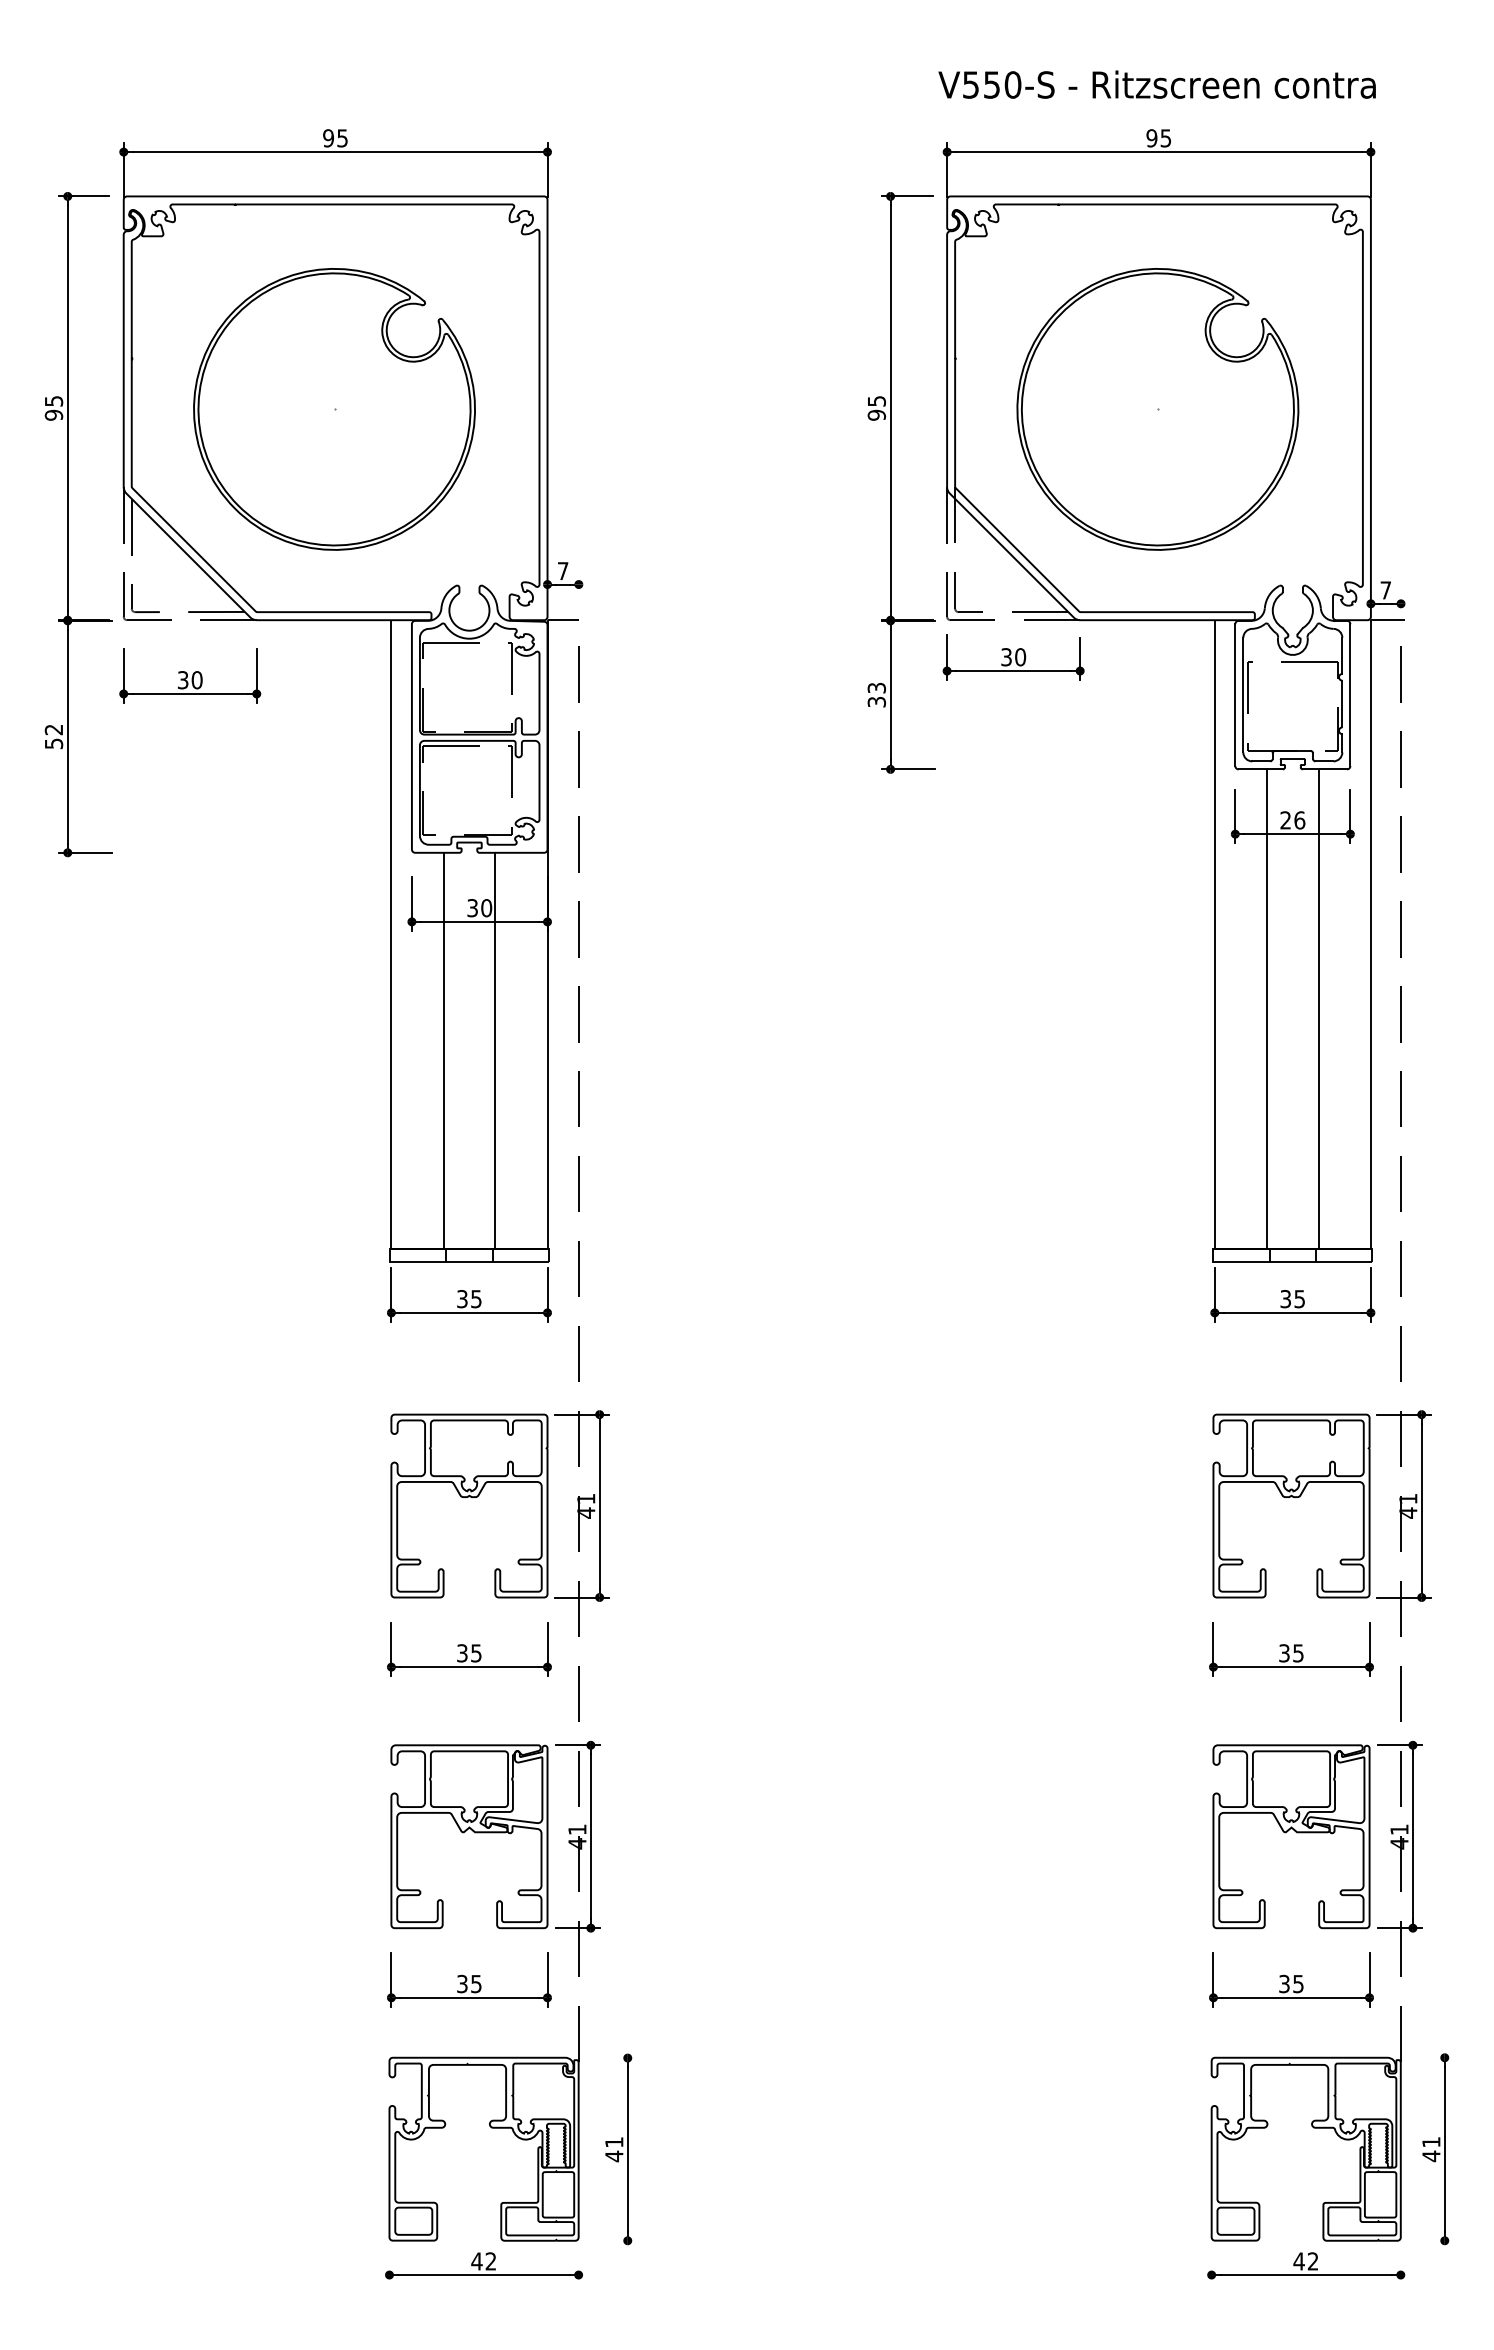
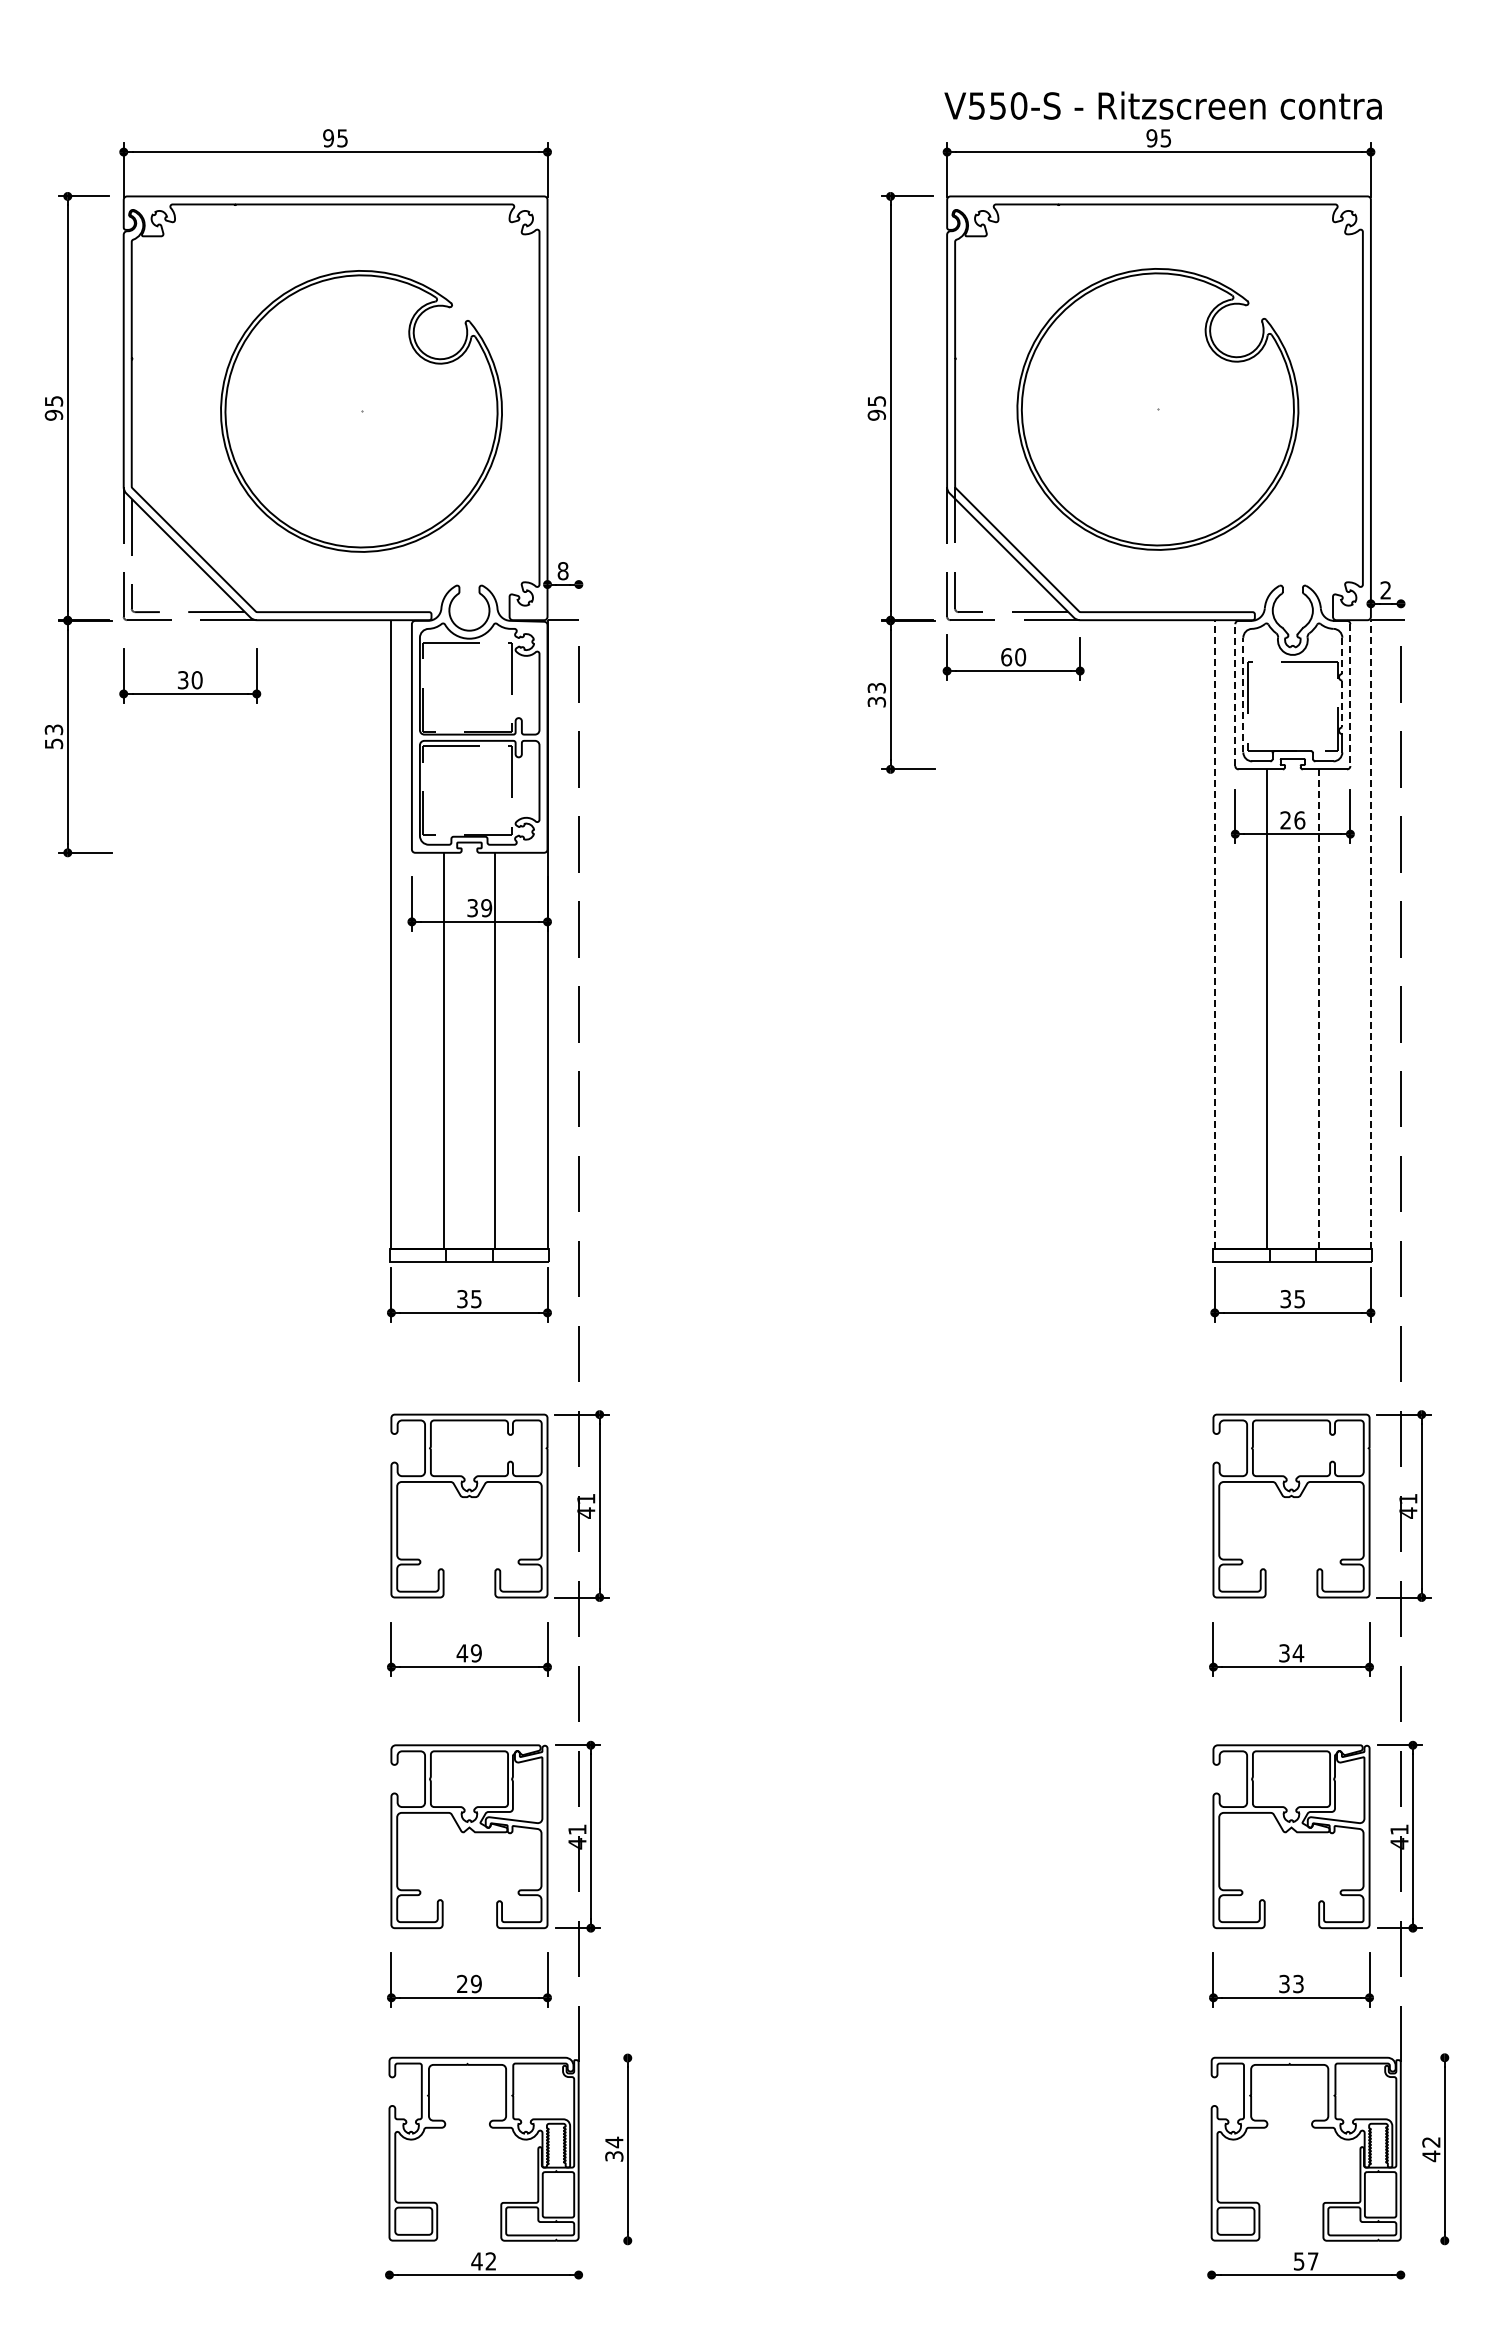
text position: (1156, 84) -> (1162, 105) (1162, 105)
part position: (334, 409) -> (361, 411) (361, 411)
text: 7 -> 8 (562, 571)
text: 7 -> 2 (1385, 590)
line: solid -> dashed (1342, 656)
text: 30 -> 60 (1006, 657)
line: solid -> dashed (1243, 694)
line: solid -> dashed (1235, 695)
line: solid -> dashed (1350, 695)
line: solid -> dashed (1342, 704)
text: 52 -> 53 (54, 729)
text: 30 -> 39 (486, 908)
line: solid -> dashed (1214, 933)
line: solid -> dashed (1370, 933)
line: solid -> dashed (1318, 1009)
text: 35 -> 49 (468, 1653)
text: 35 -> 34 (1298, 1653)
text: 35 -> 29 (469, 1983)
text: 35 -> 33 (1298, 1983)
text: 41 -> 42 (1431, 2142)
text: 41 -> 34 (614, 2149)
text: 42 -> 57 (1305, 2261)
